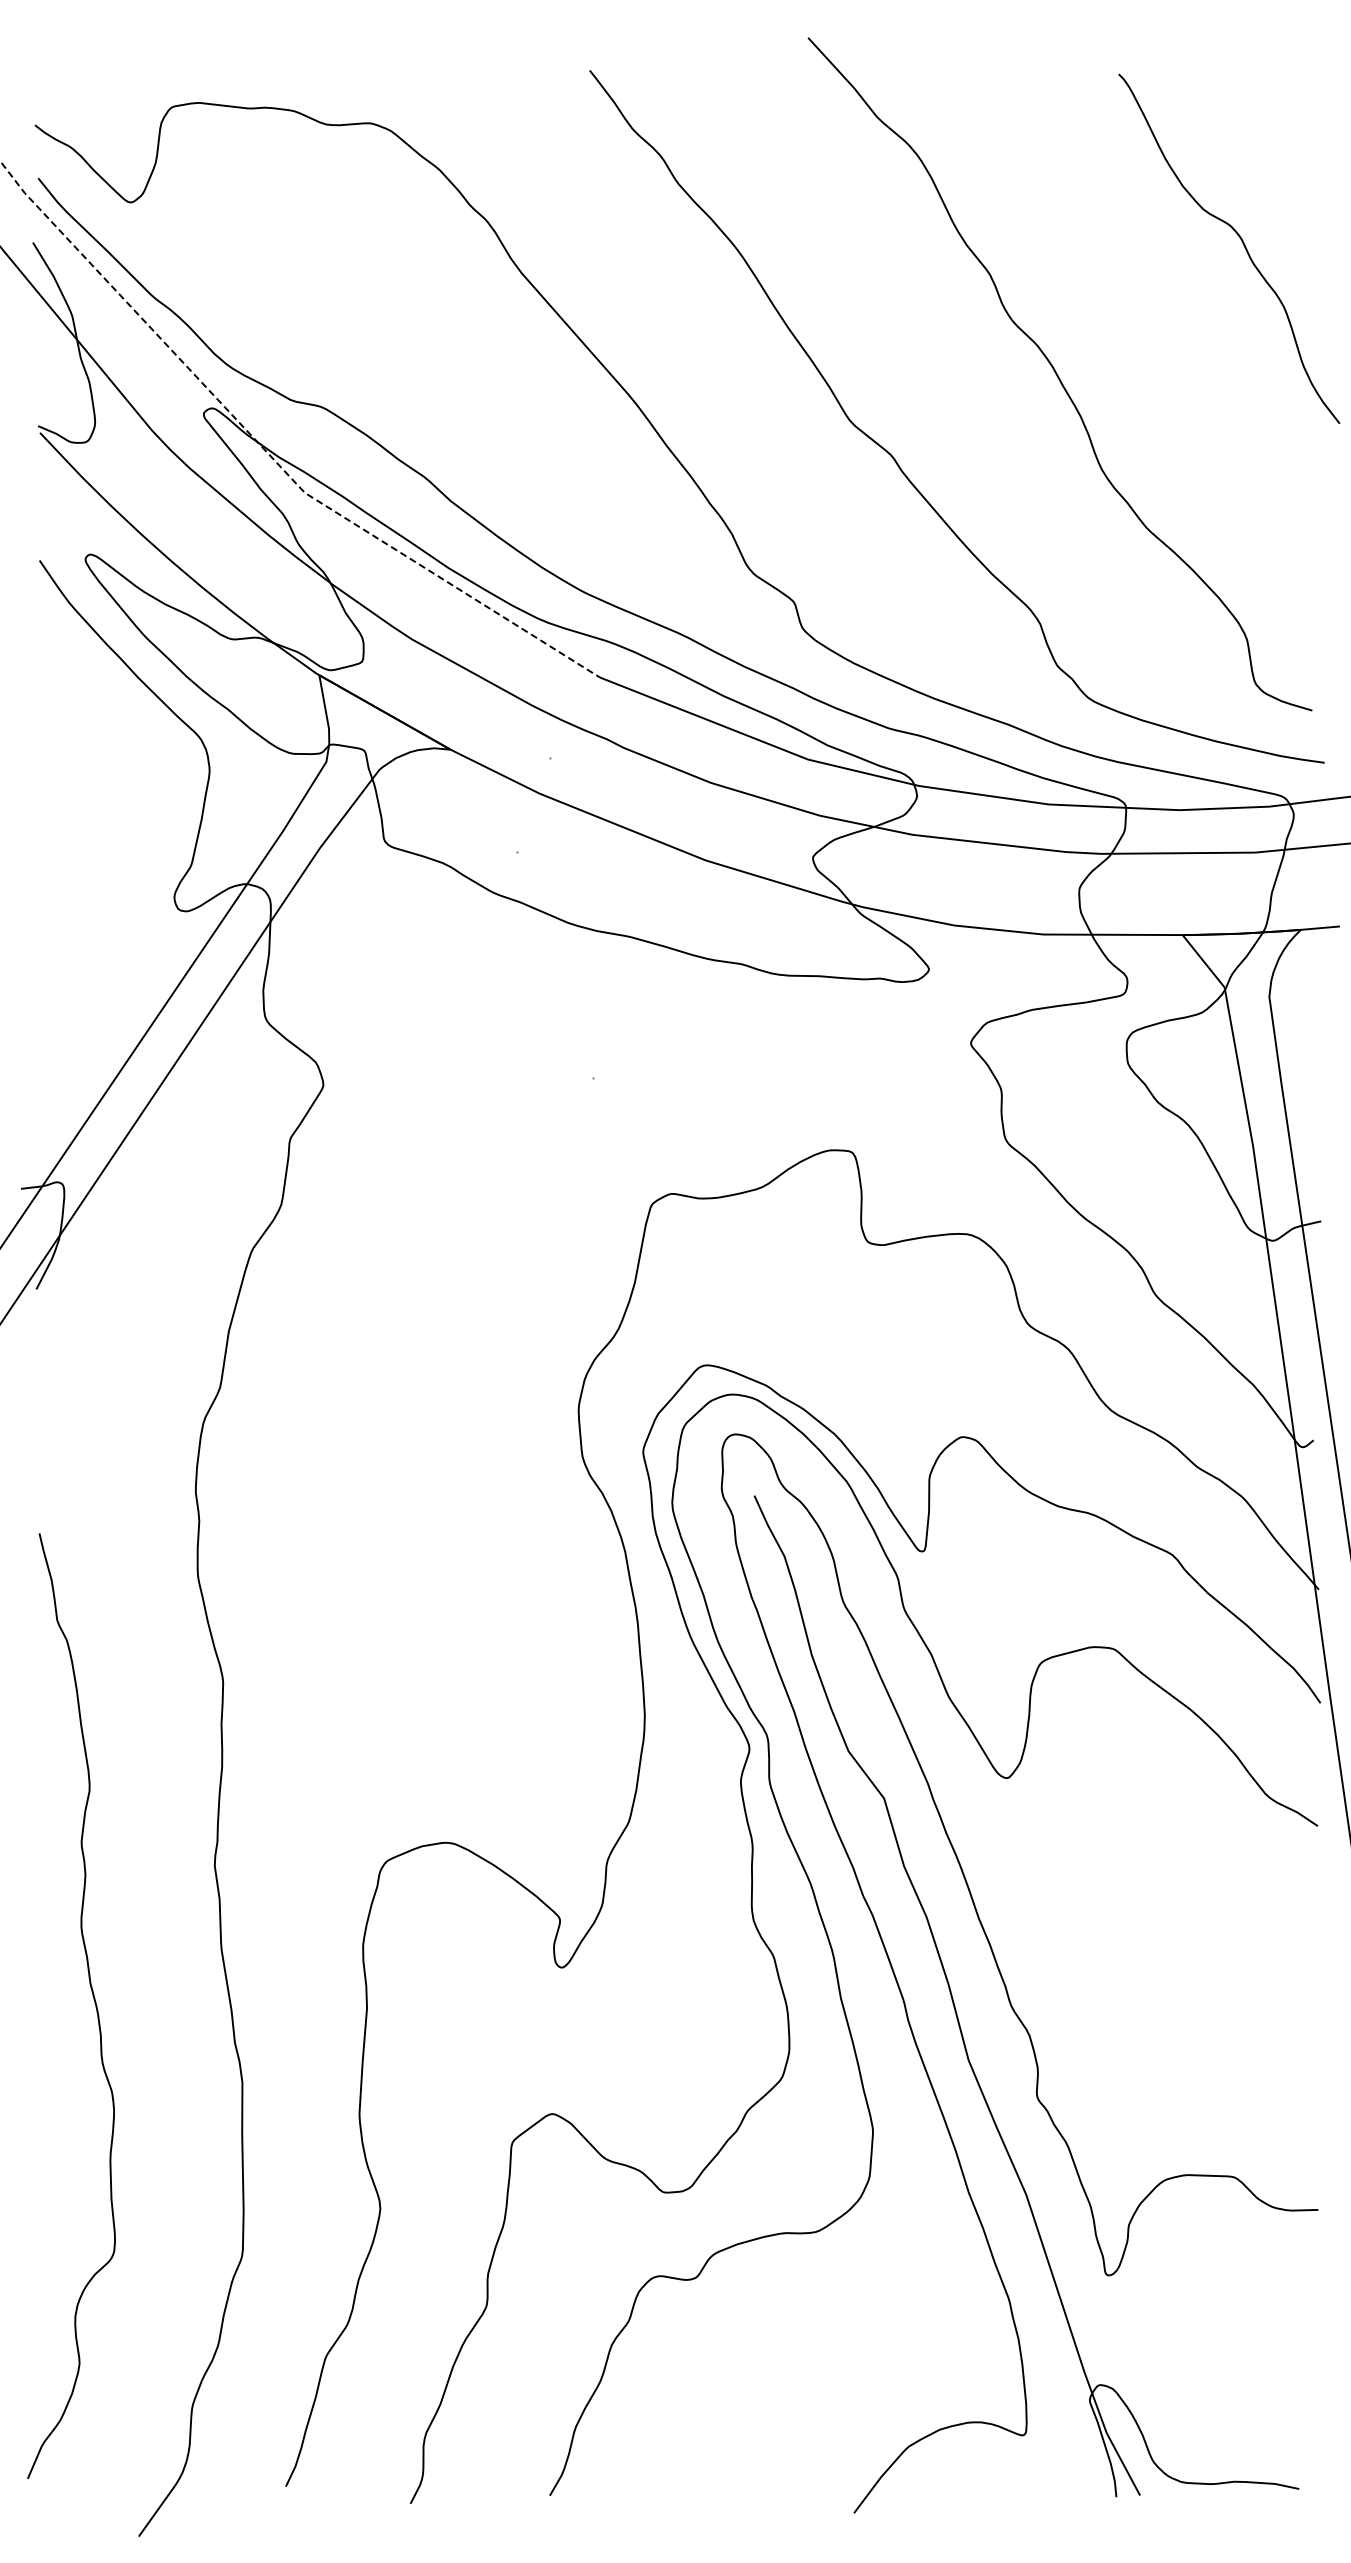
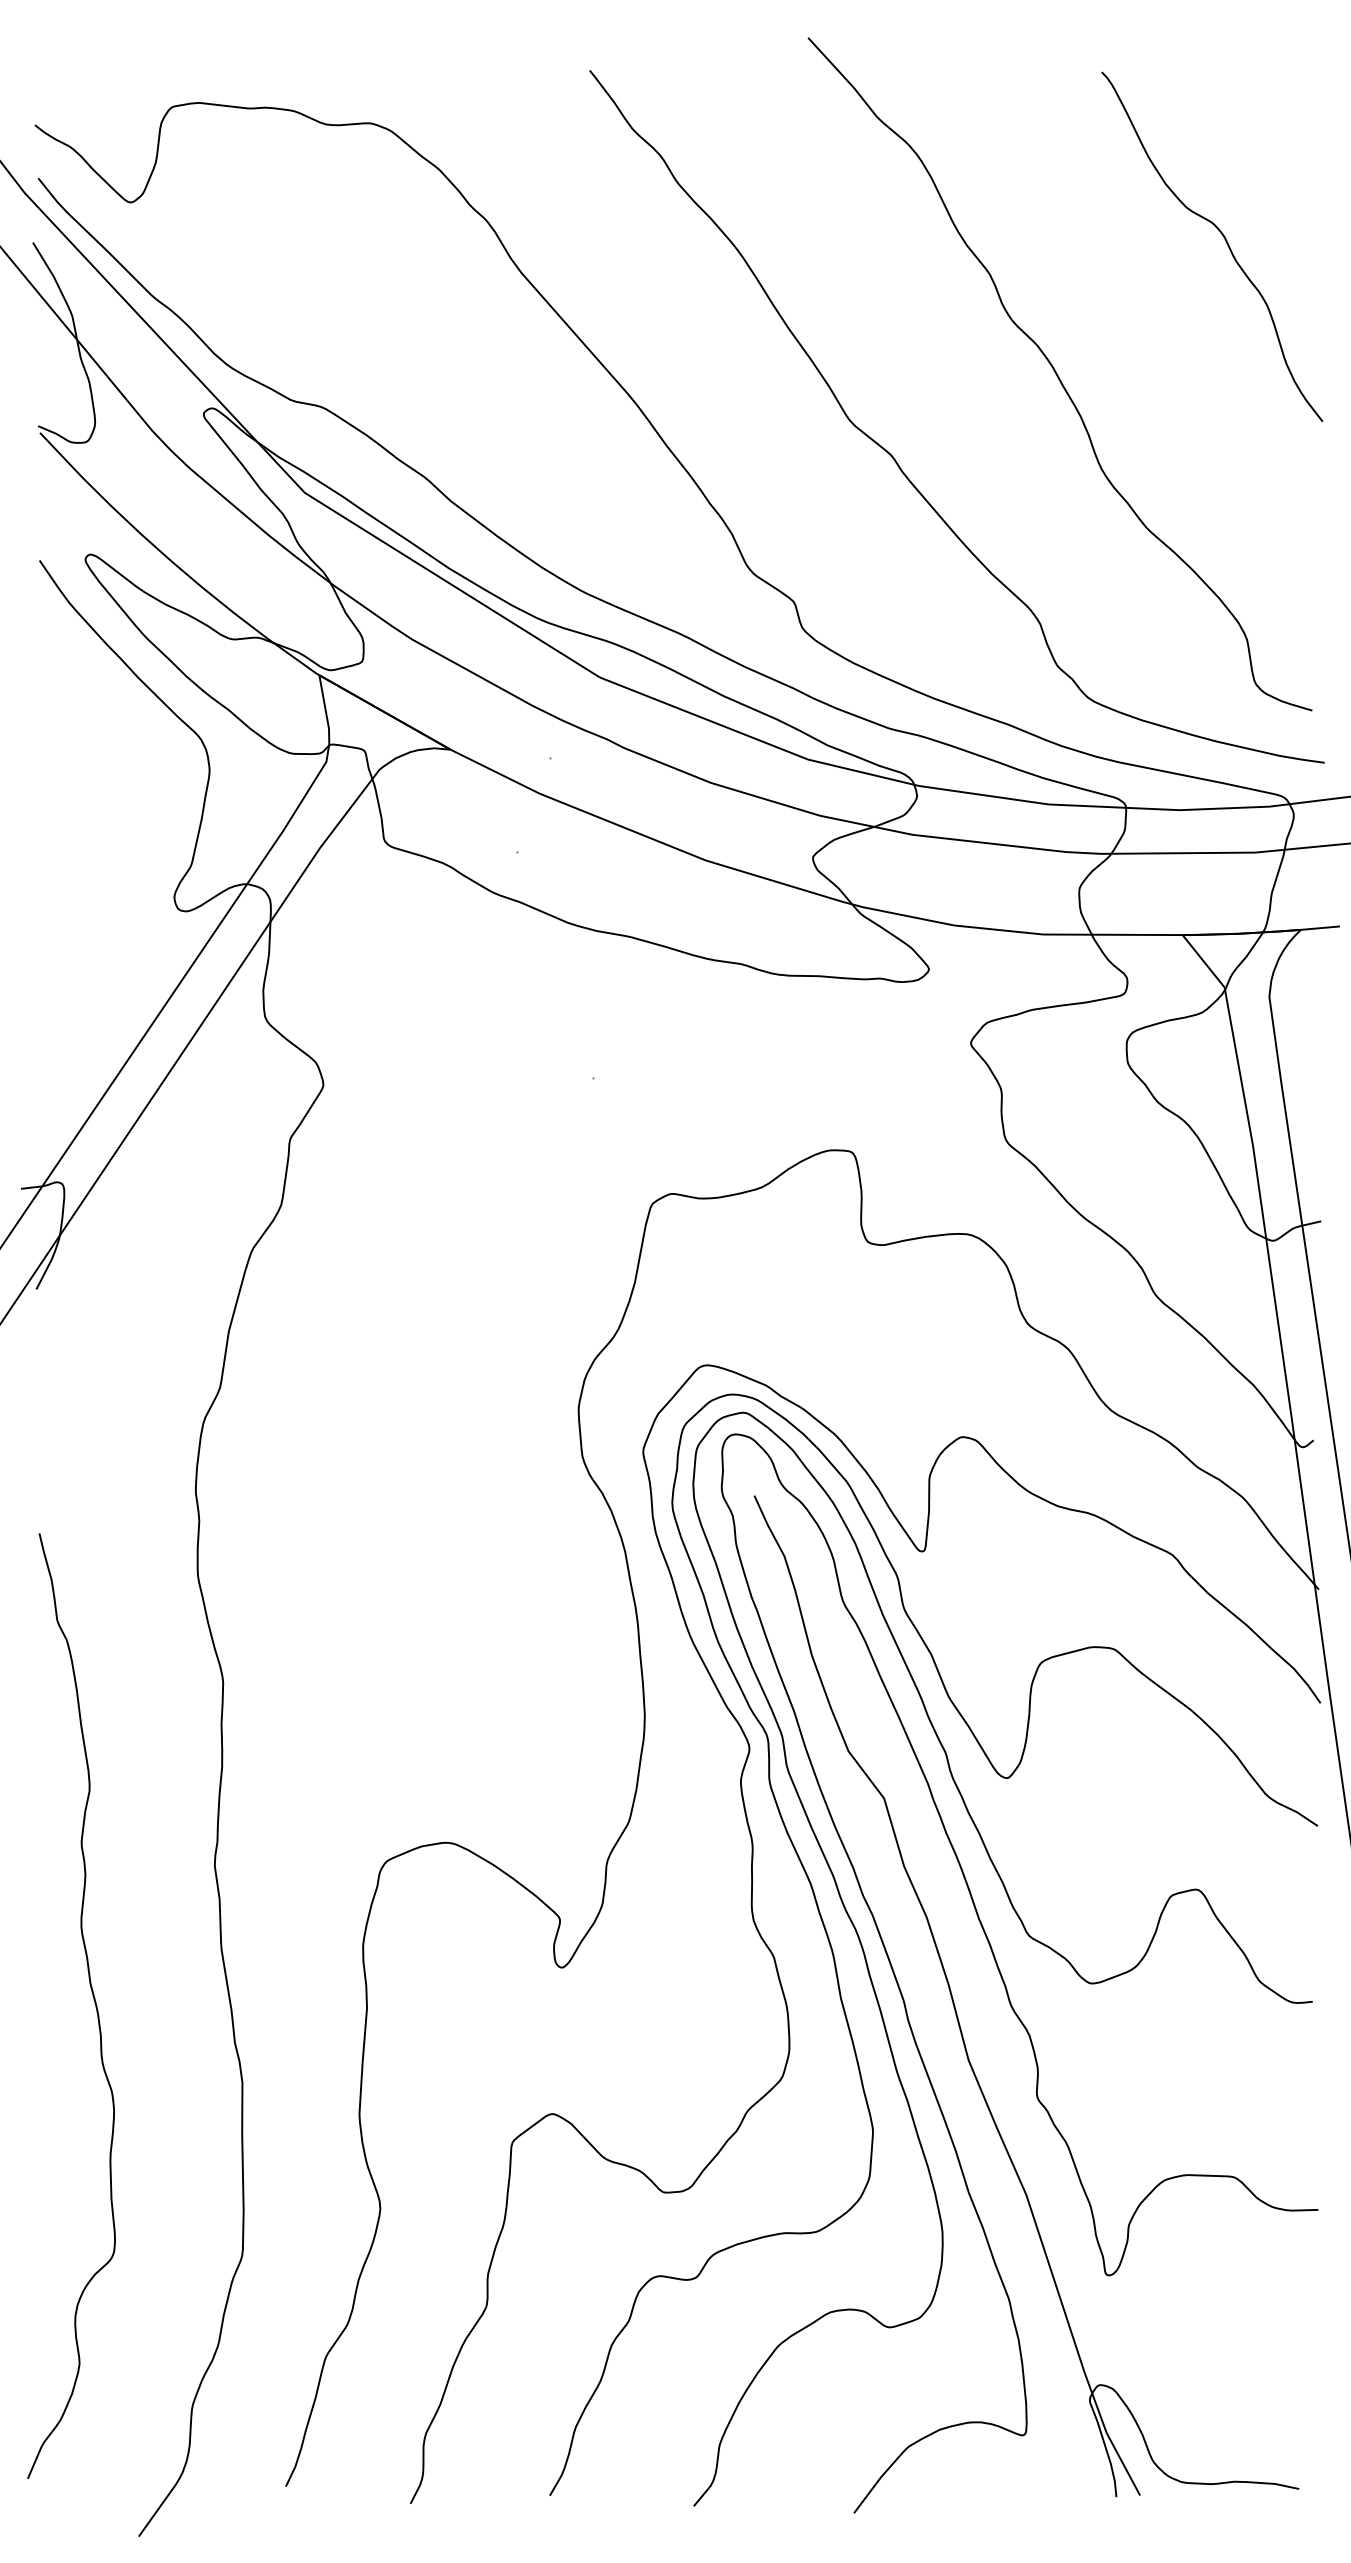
curve position: (1241, 241) -> (1224, 239) (1224, 239)
line: dashed -> solid (270, 455)
curve: none -> present (1027, 1935)
